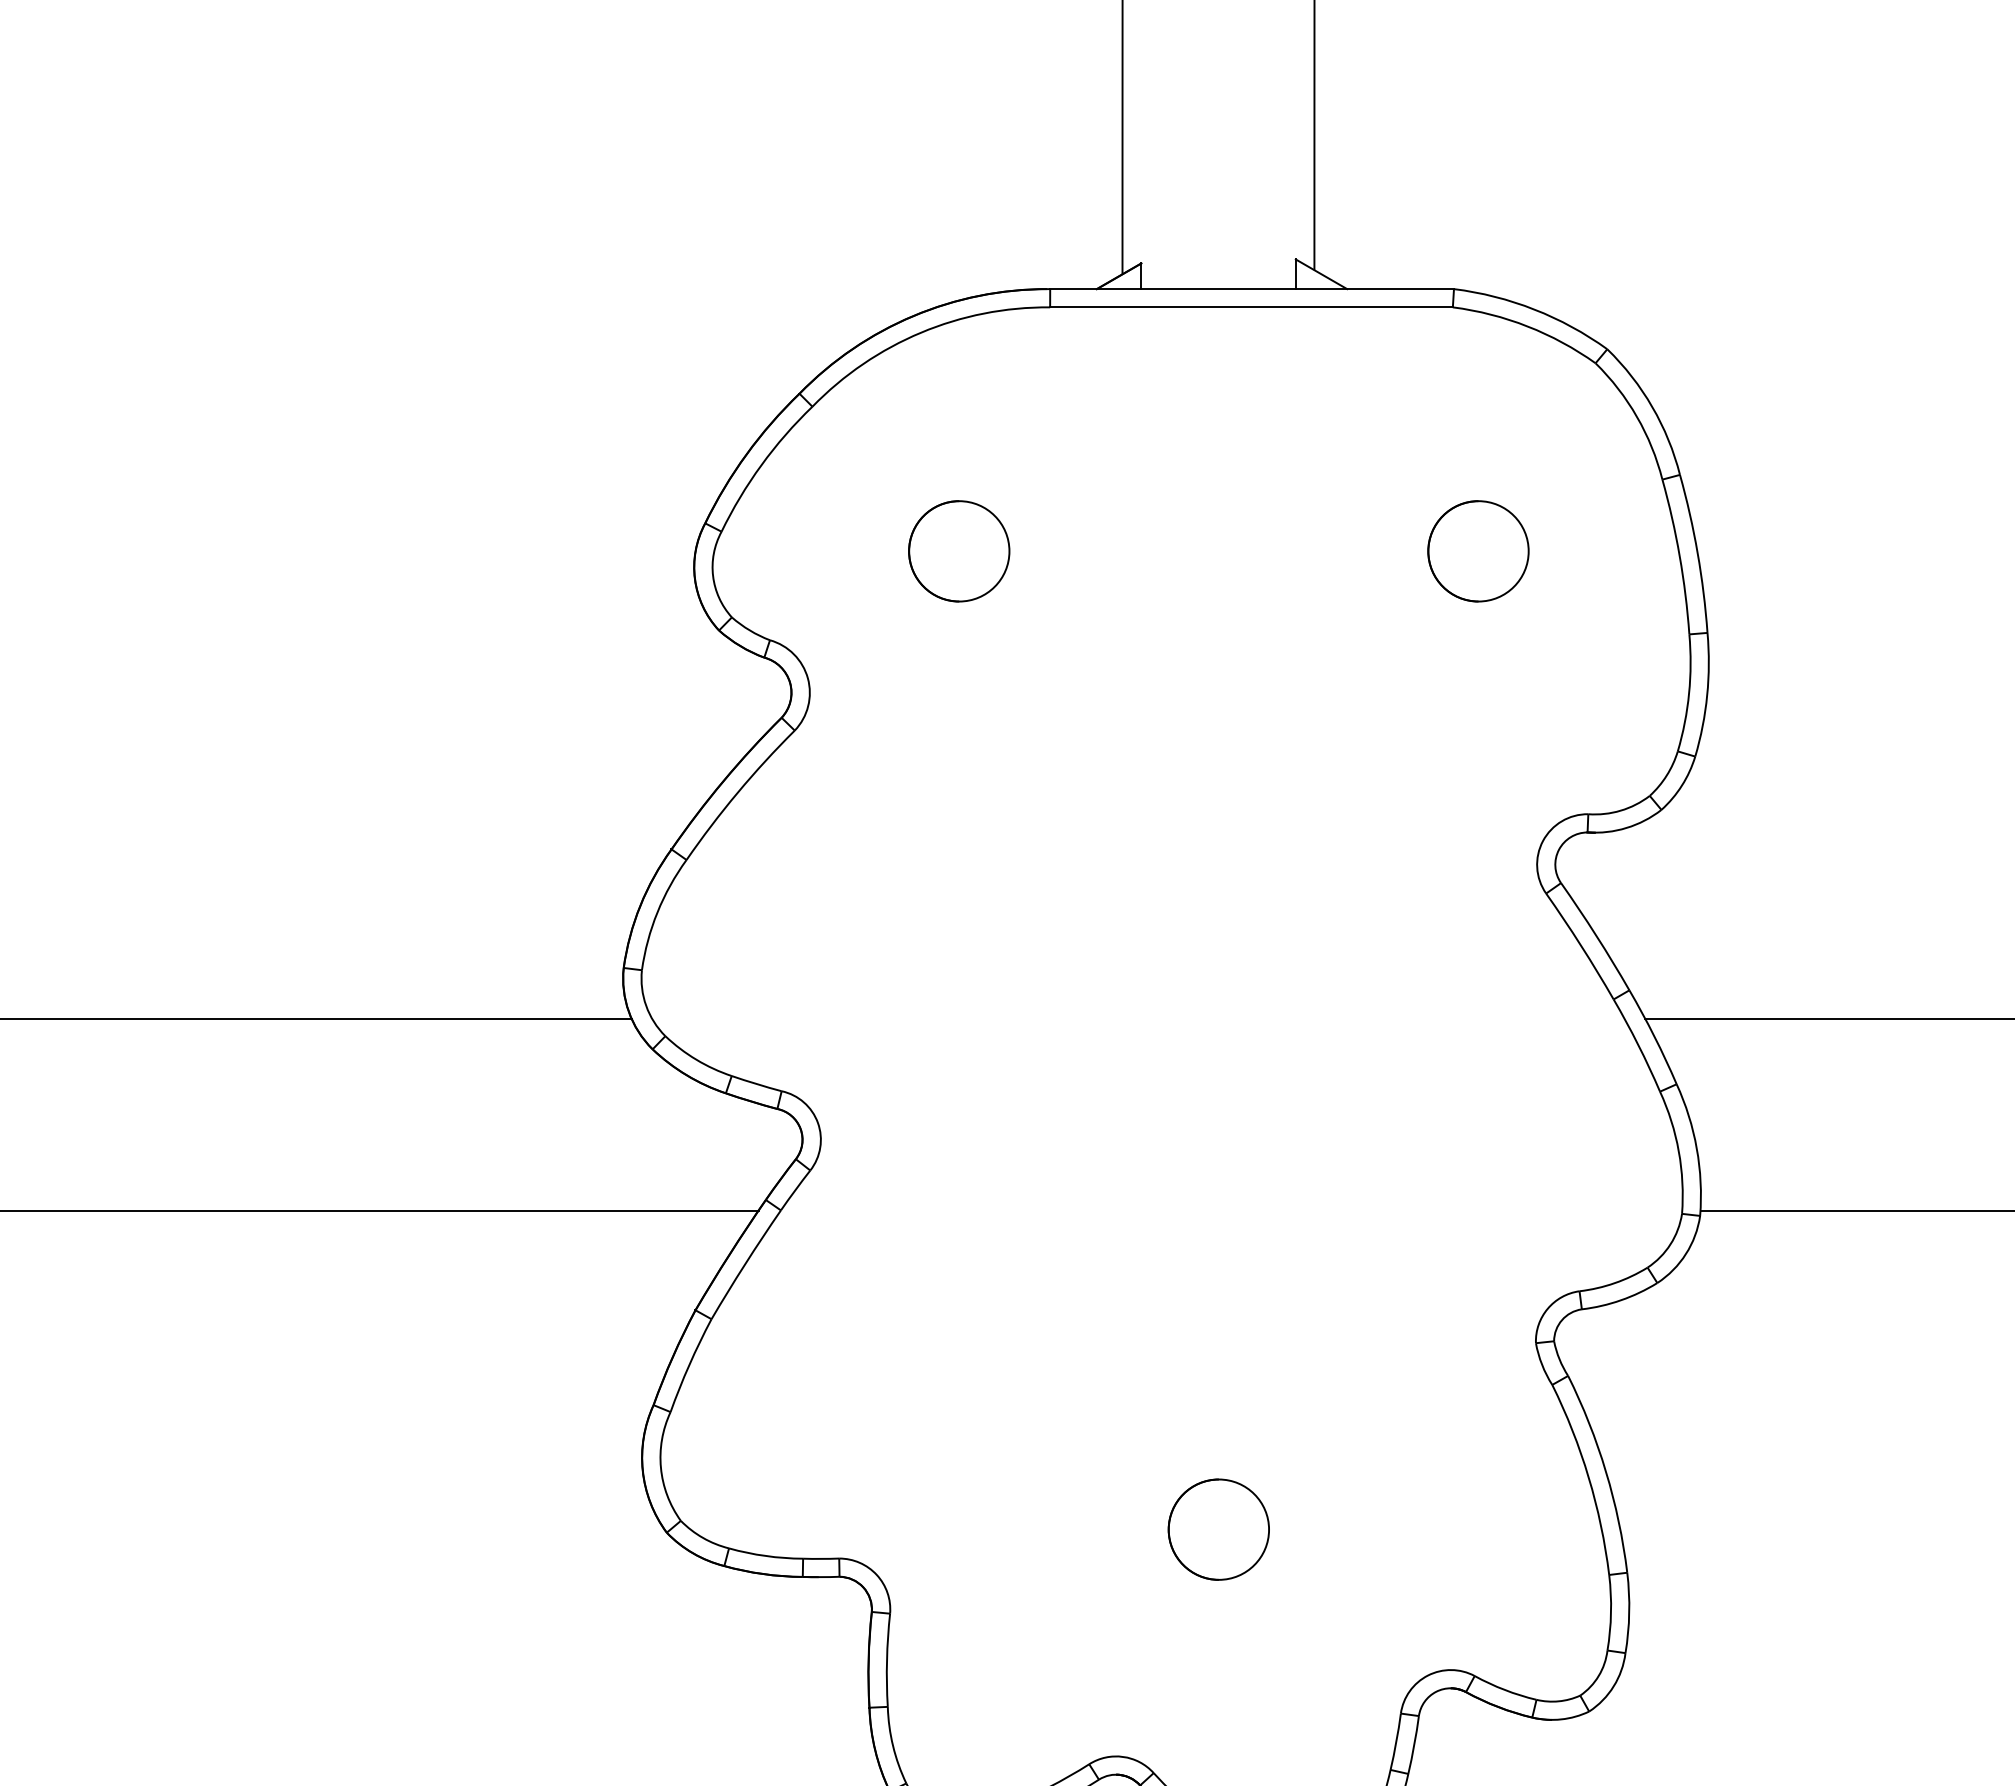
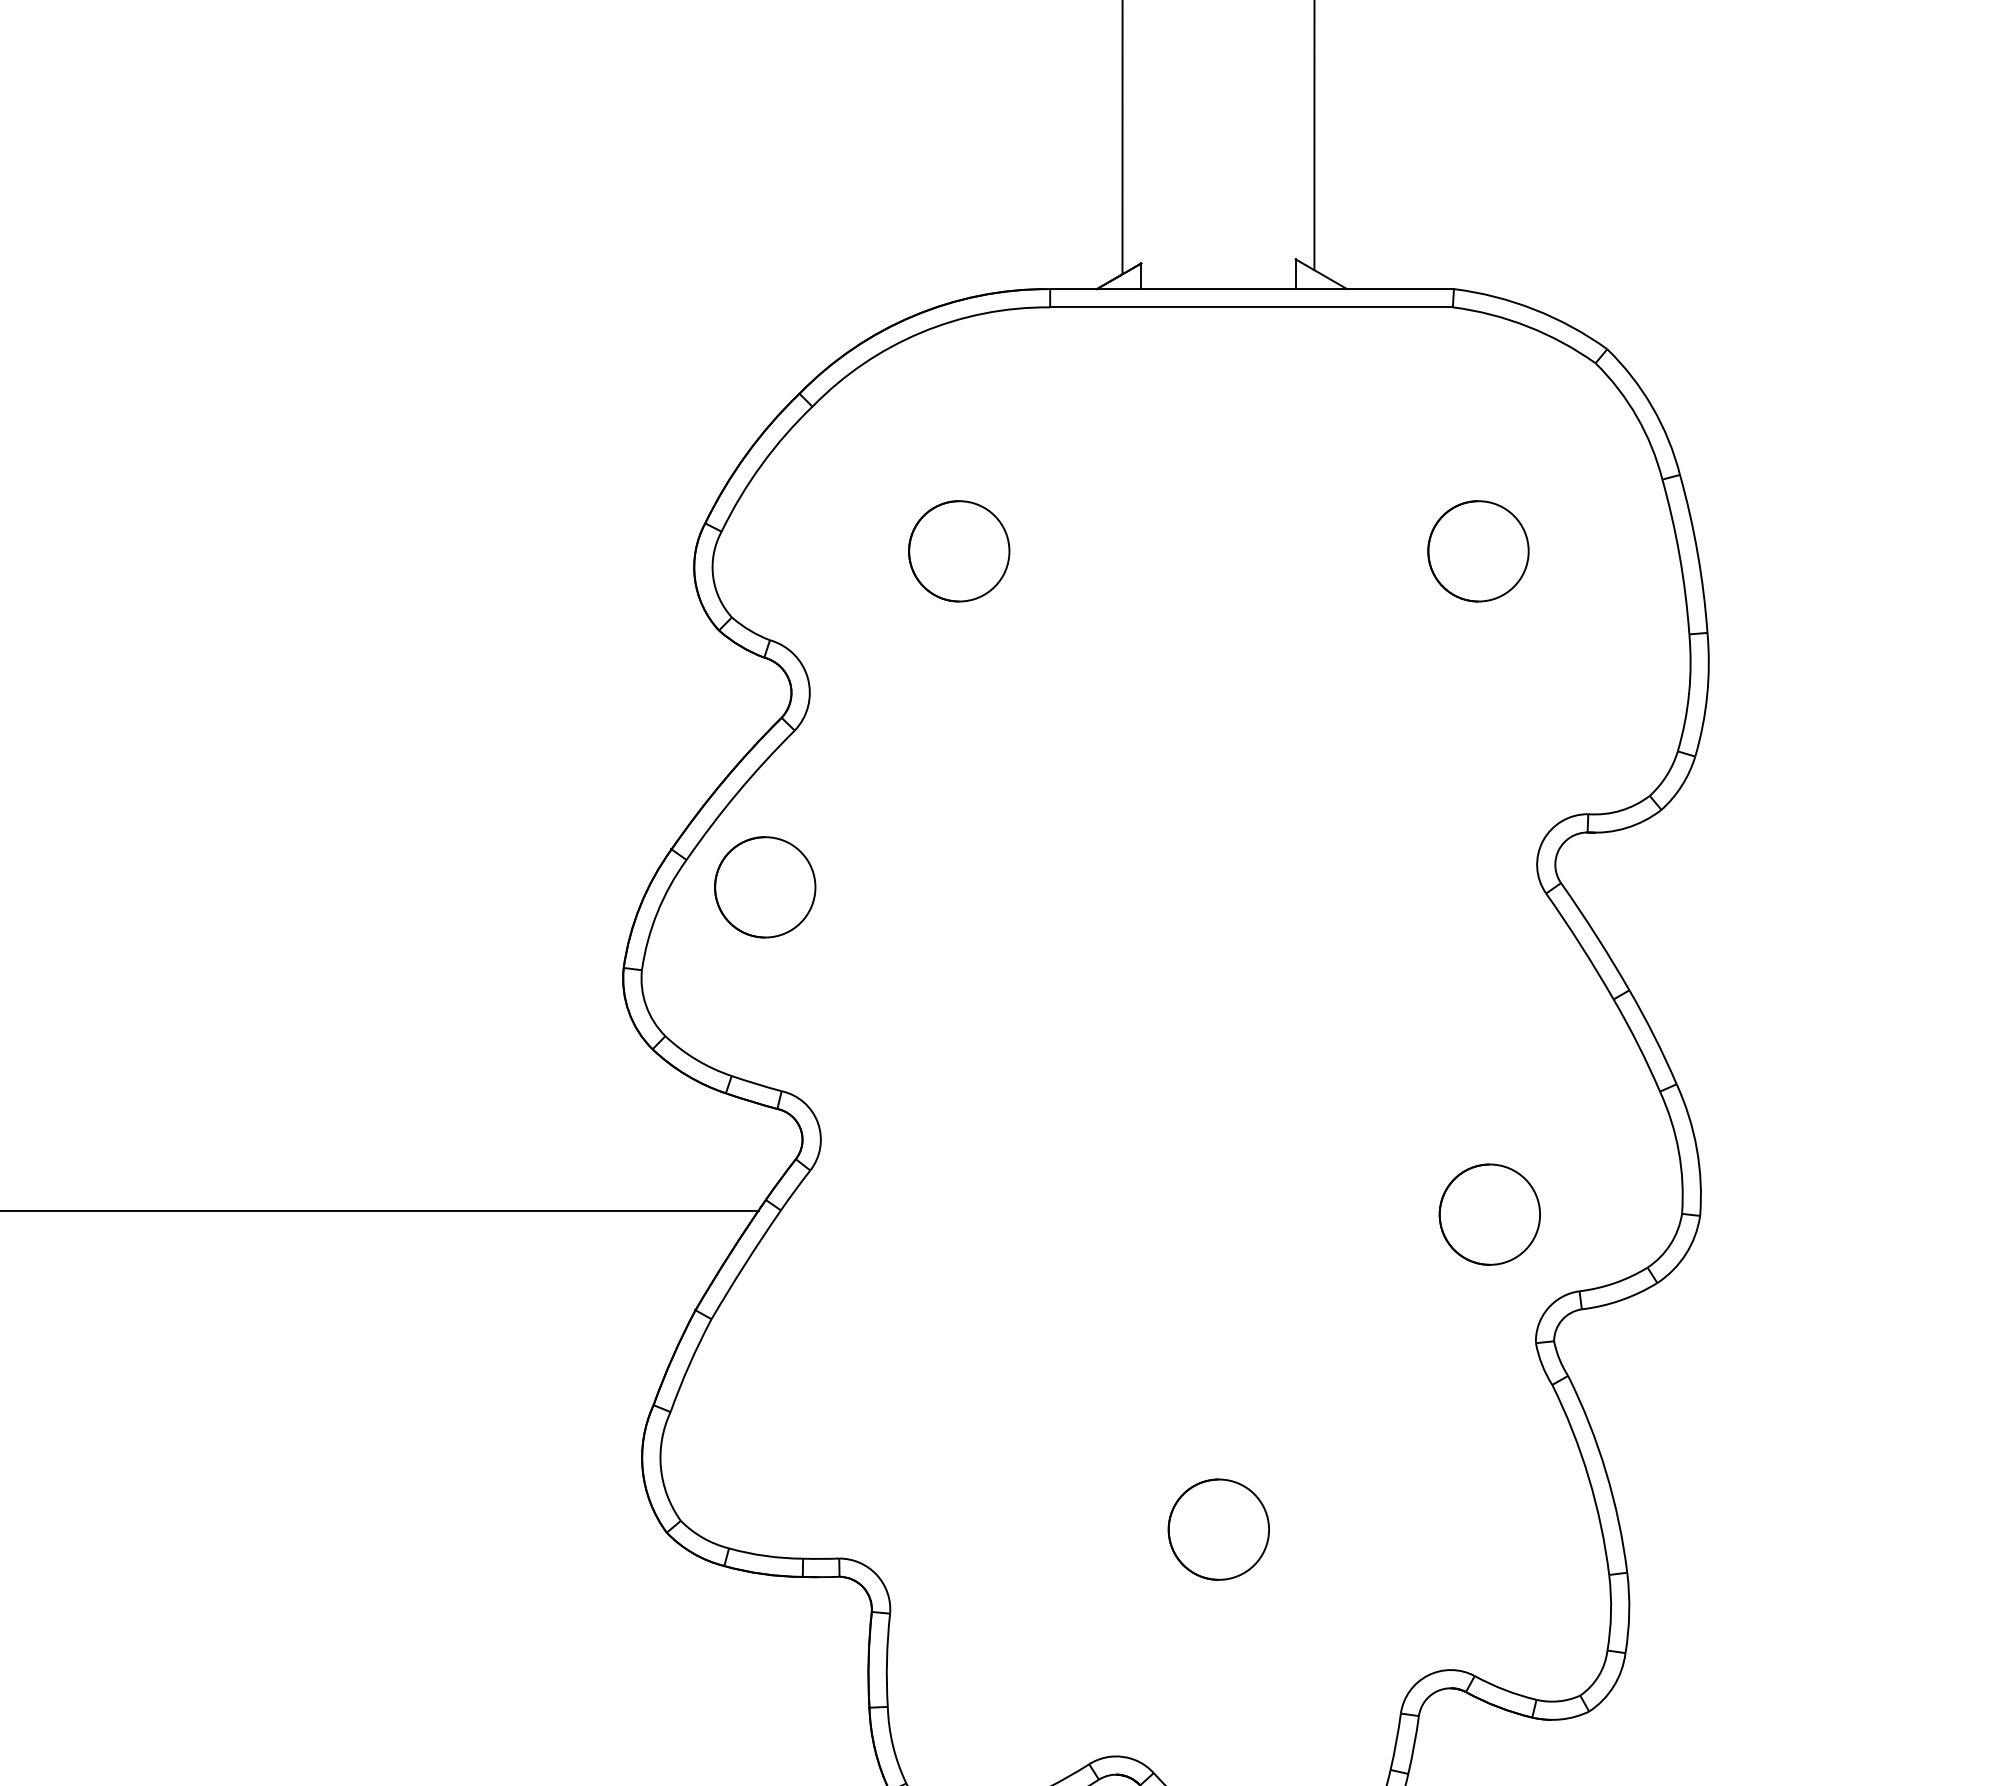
circle: none -> present (765, 887)
line: present -> none (316, 1018)
line: present -> none (1828, 1018)
line: present -> none (1855, 1210)
circle: none -> present (1489, 1214)
